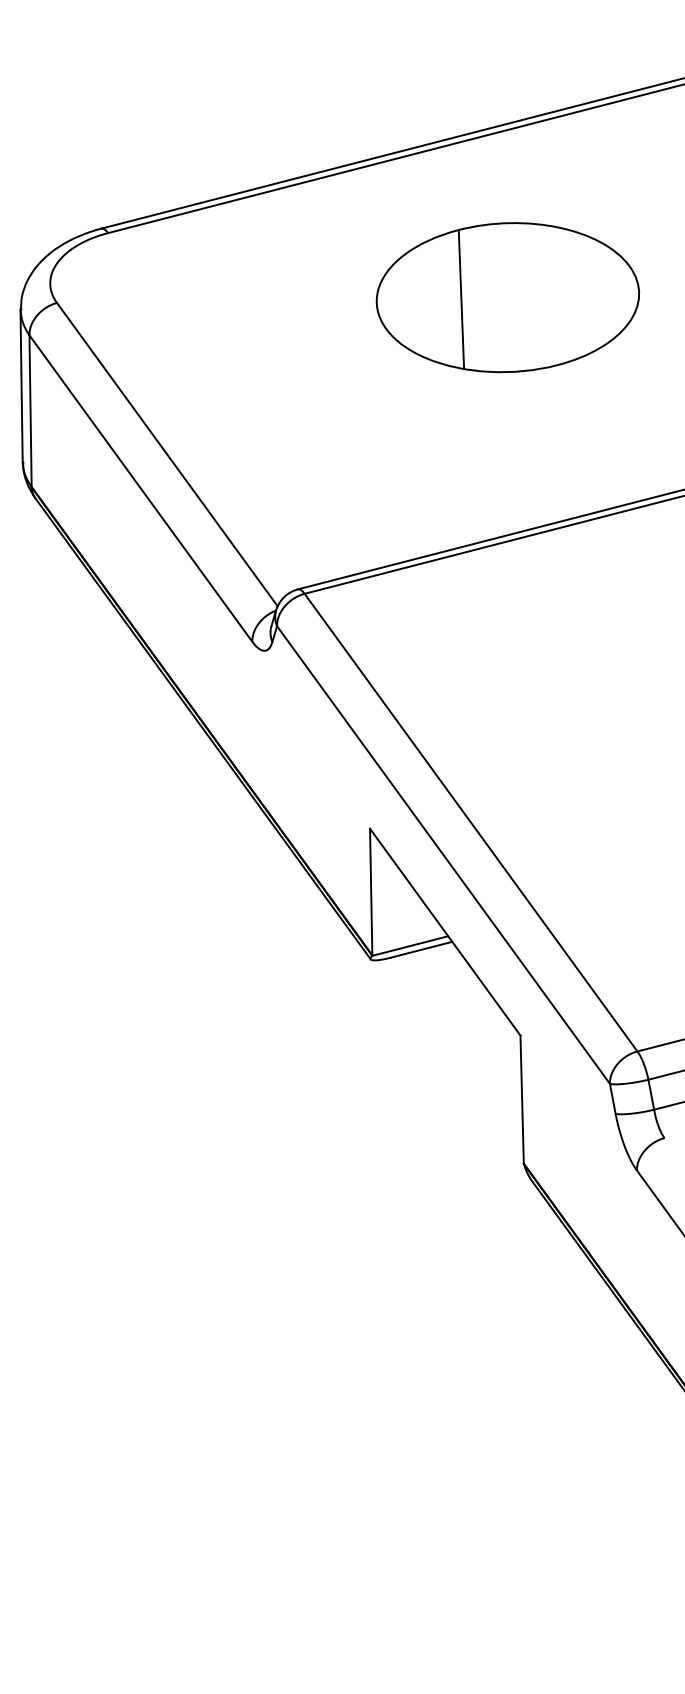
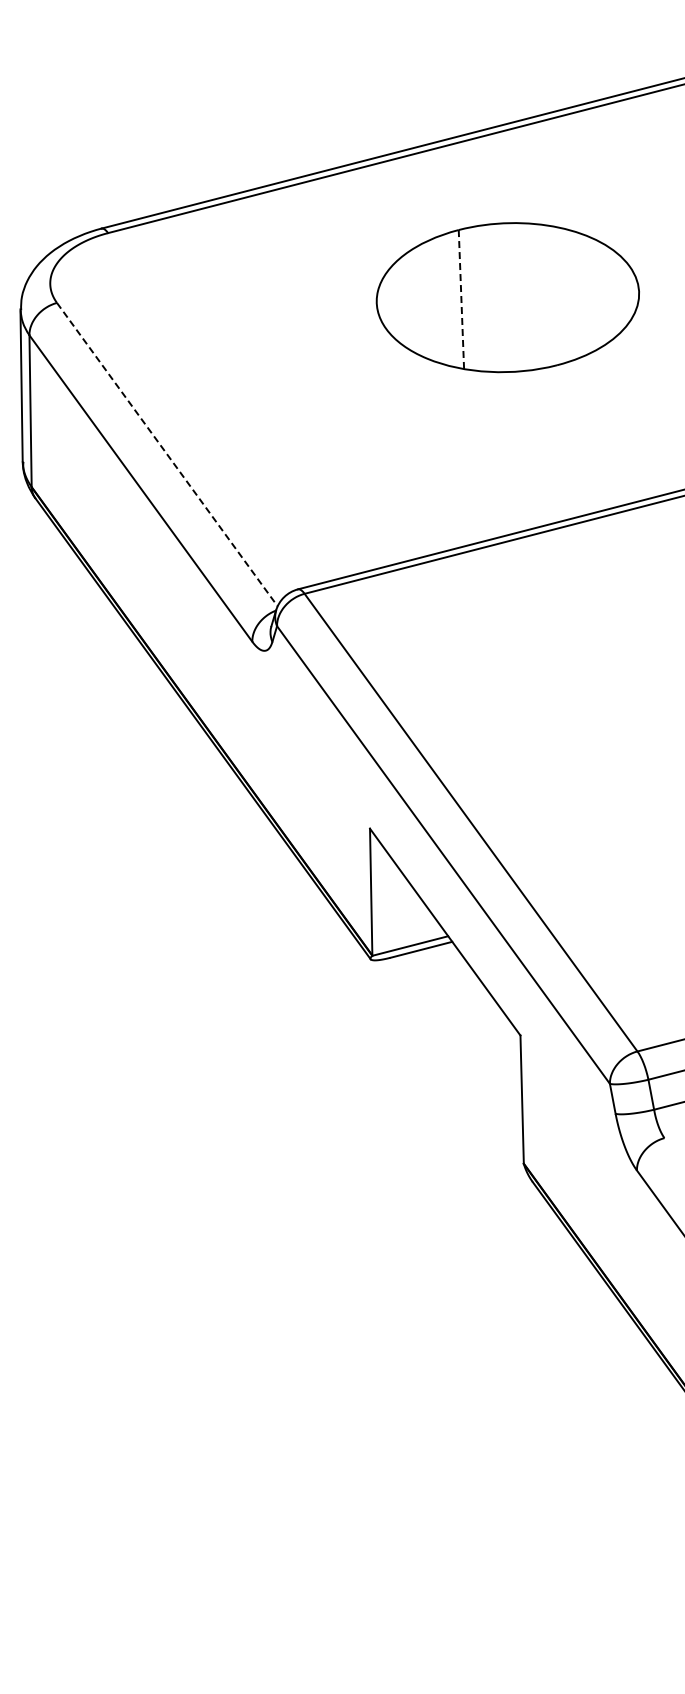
line: solid -> dashed (461, 299)
line: solid -> dashed (167, 454)
